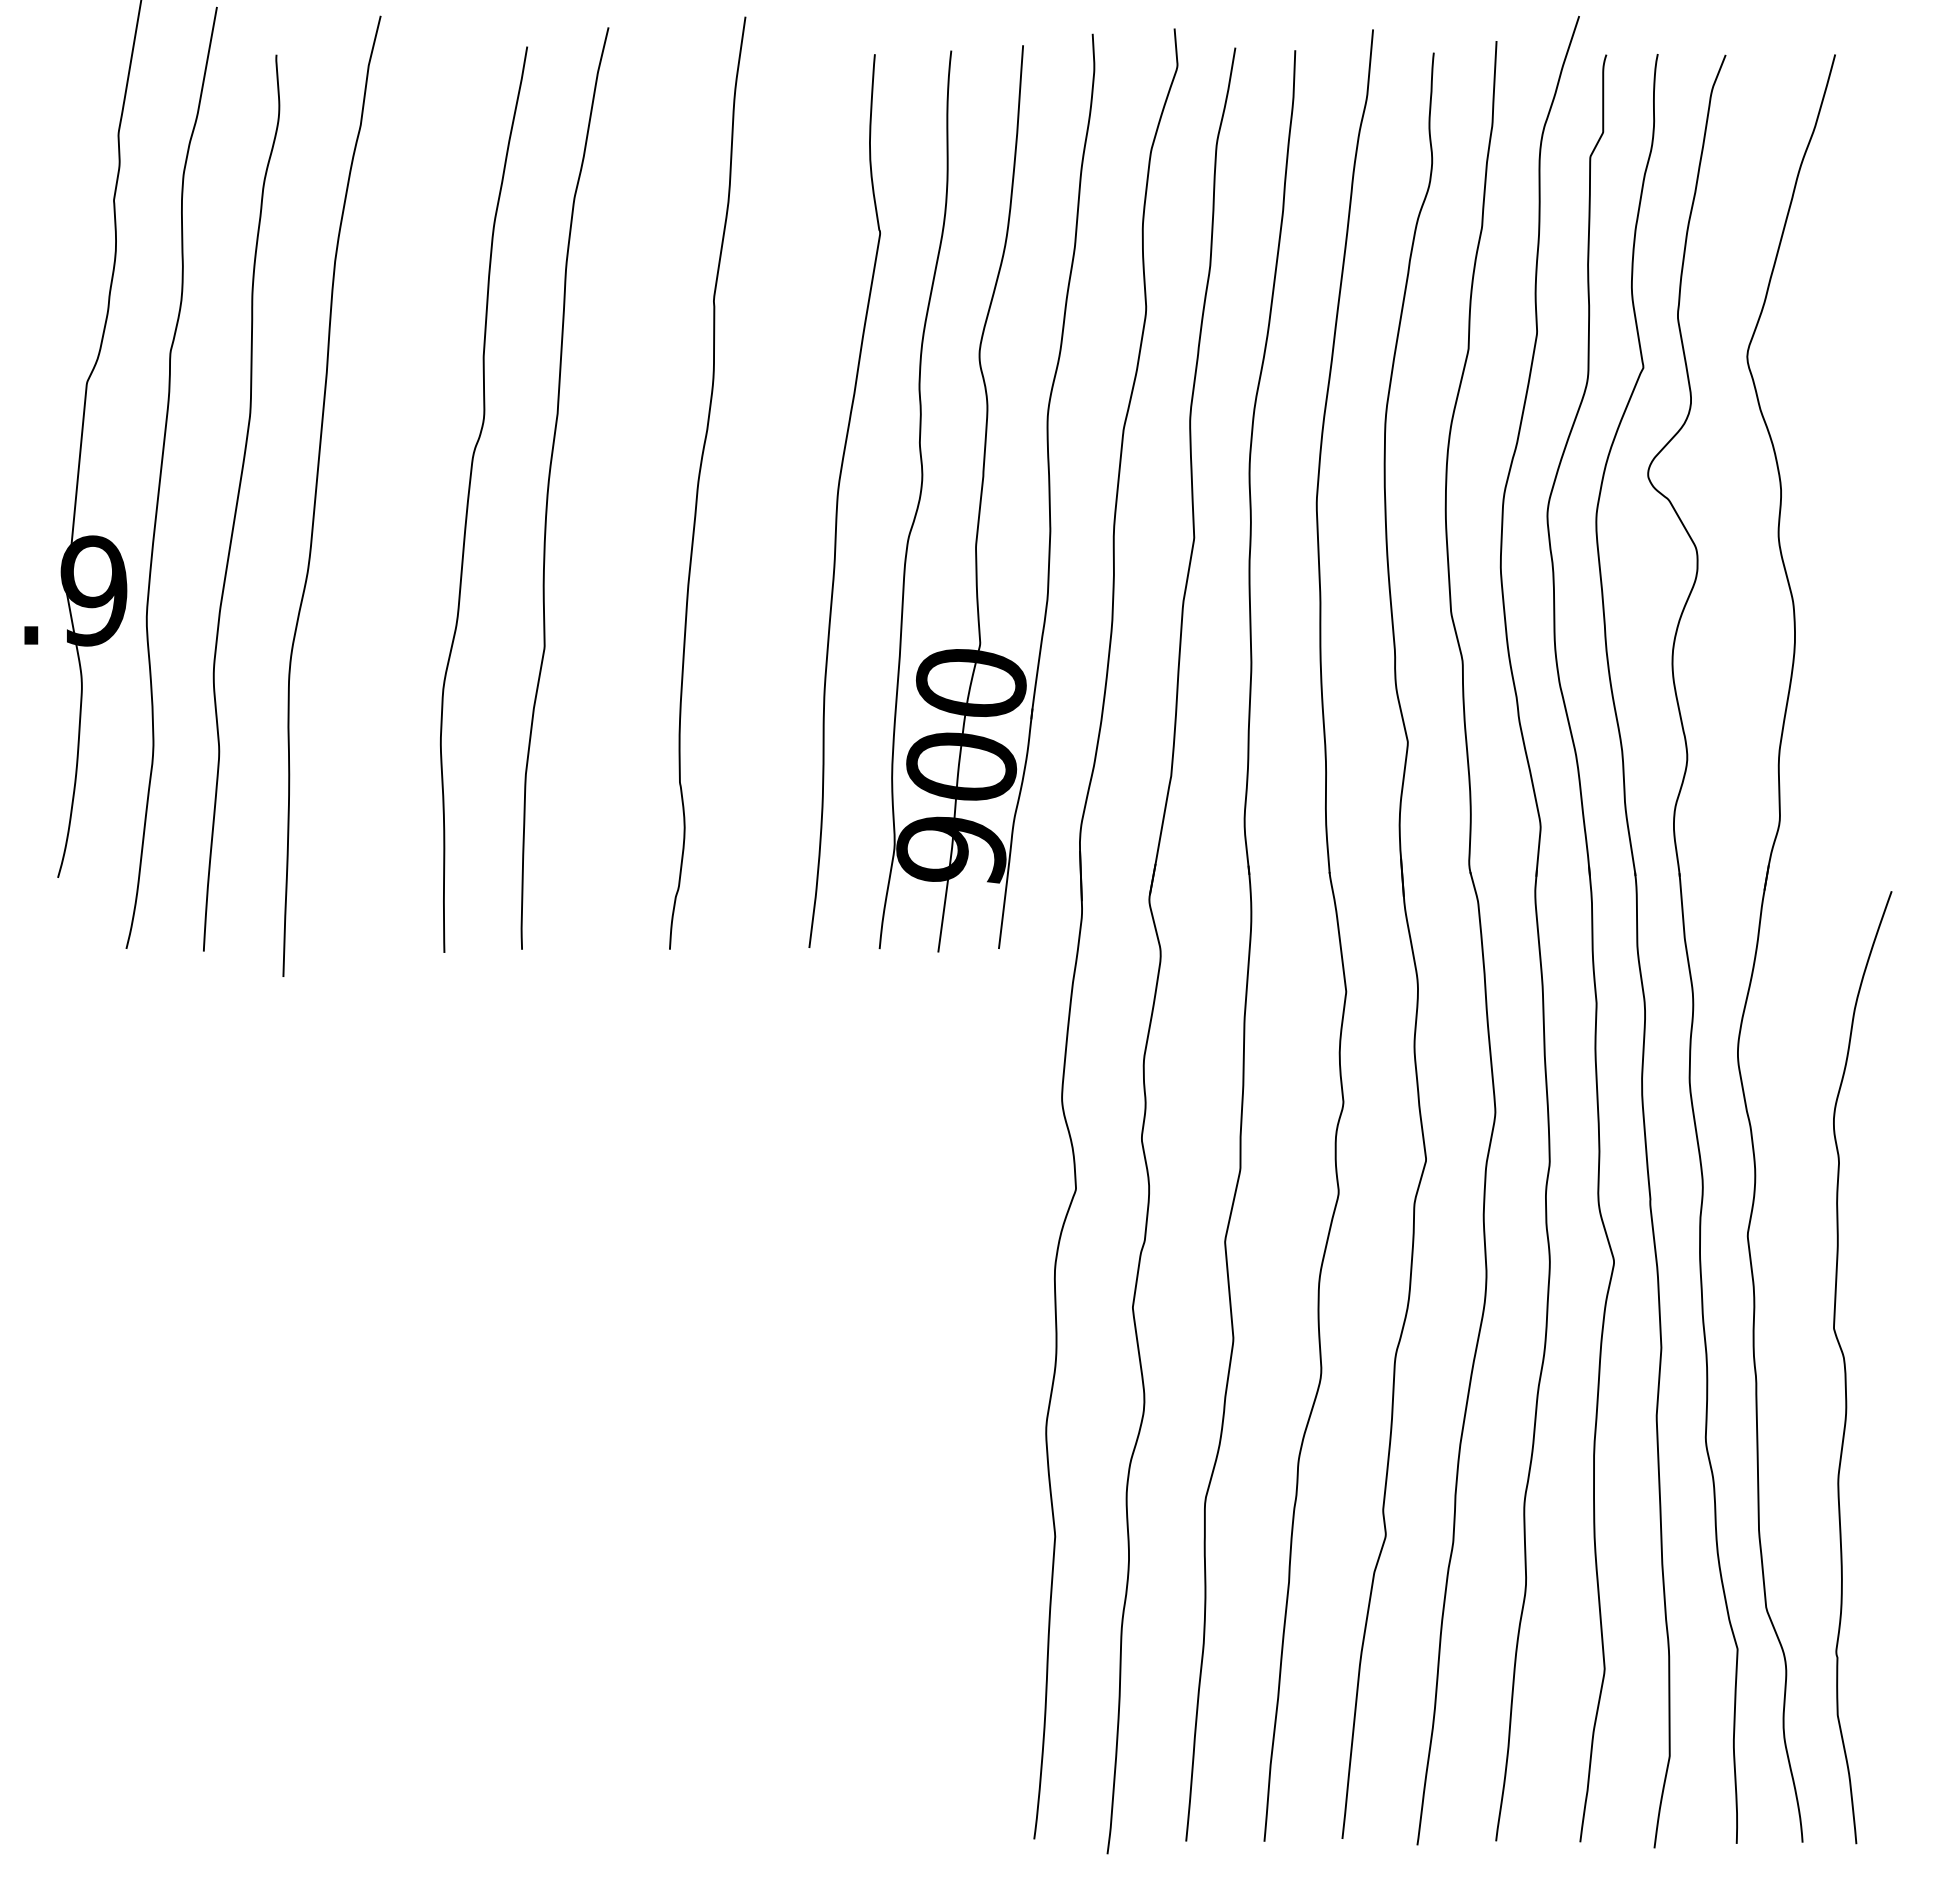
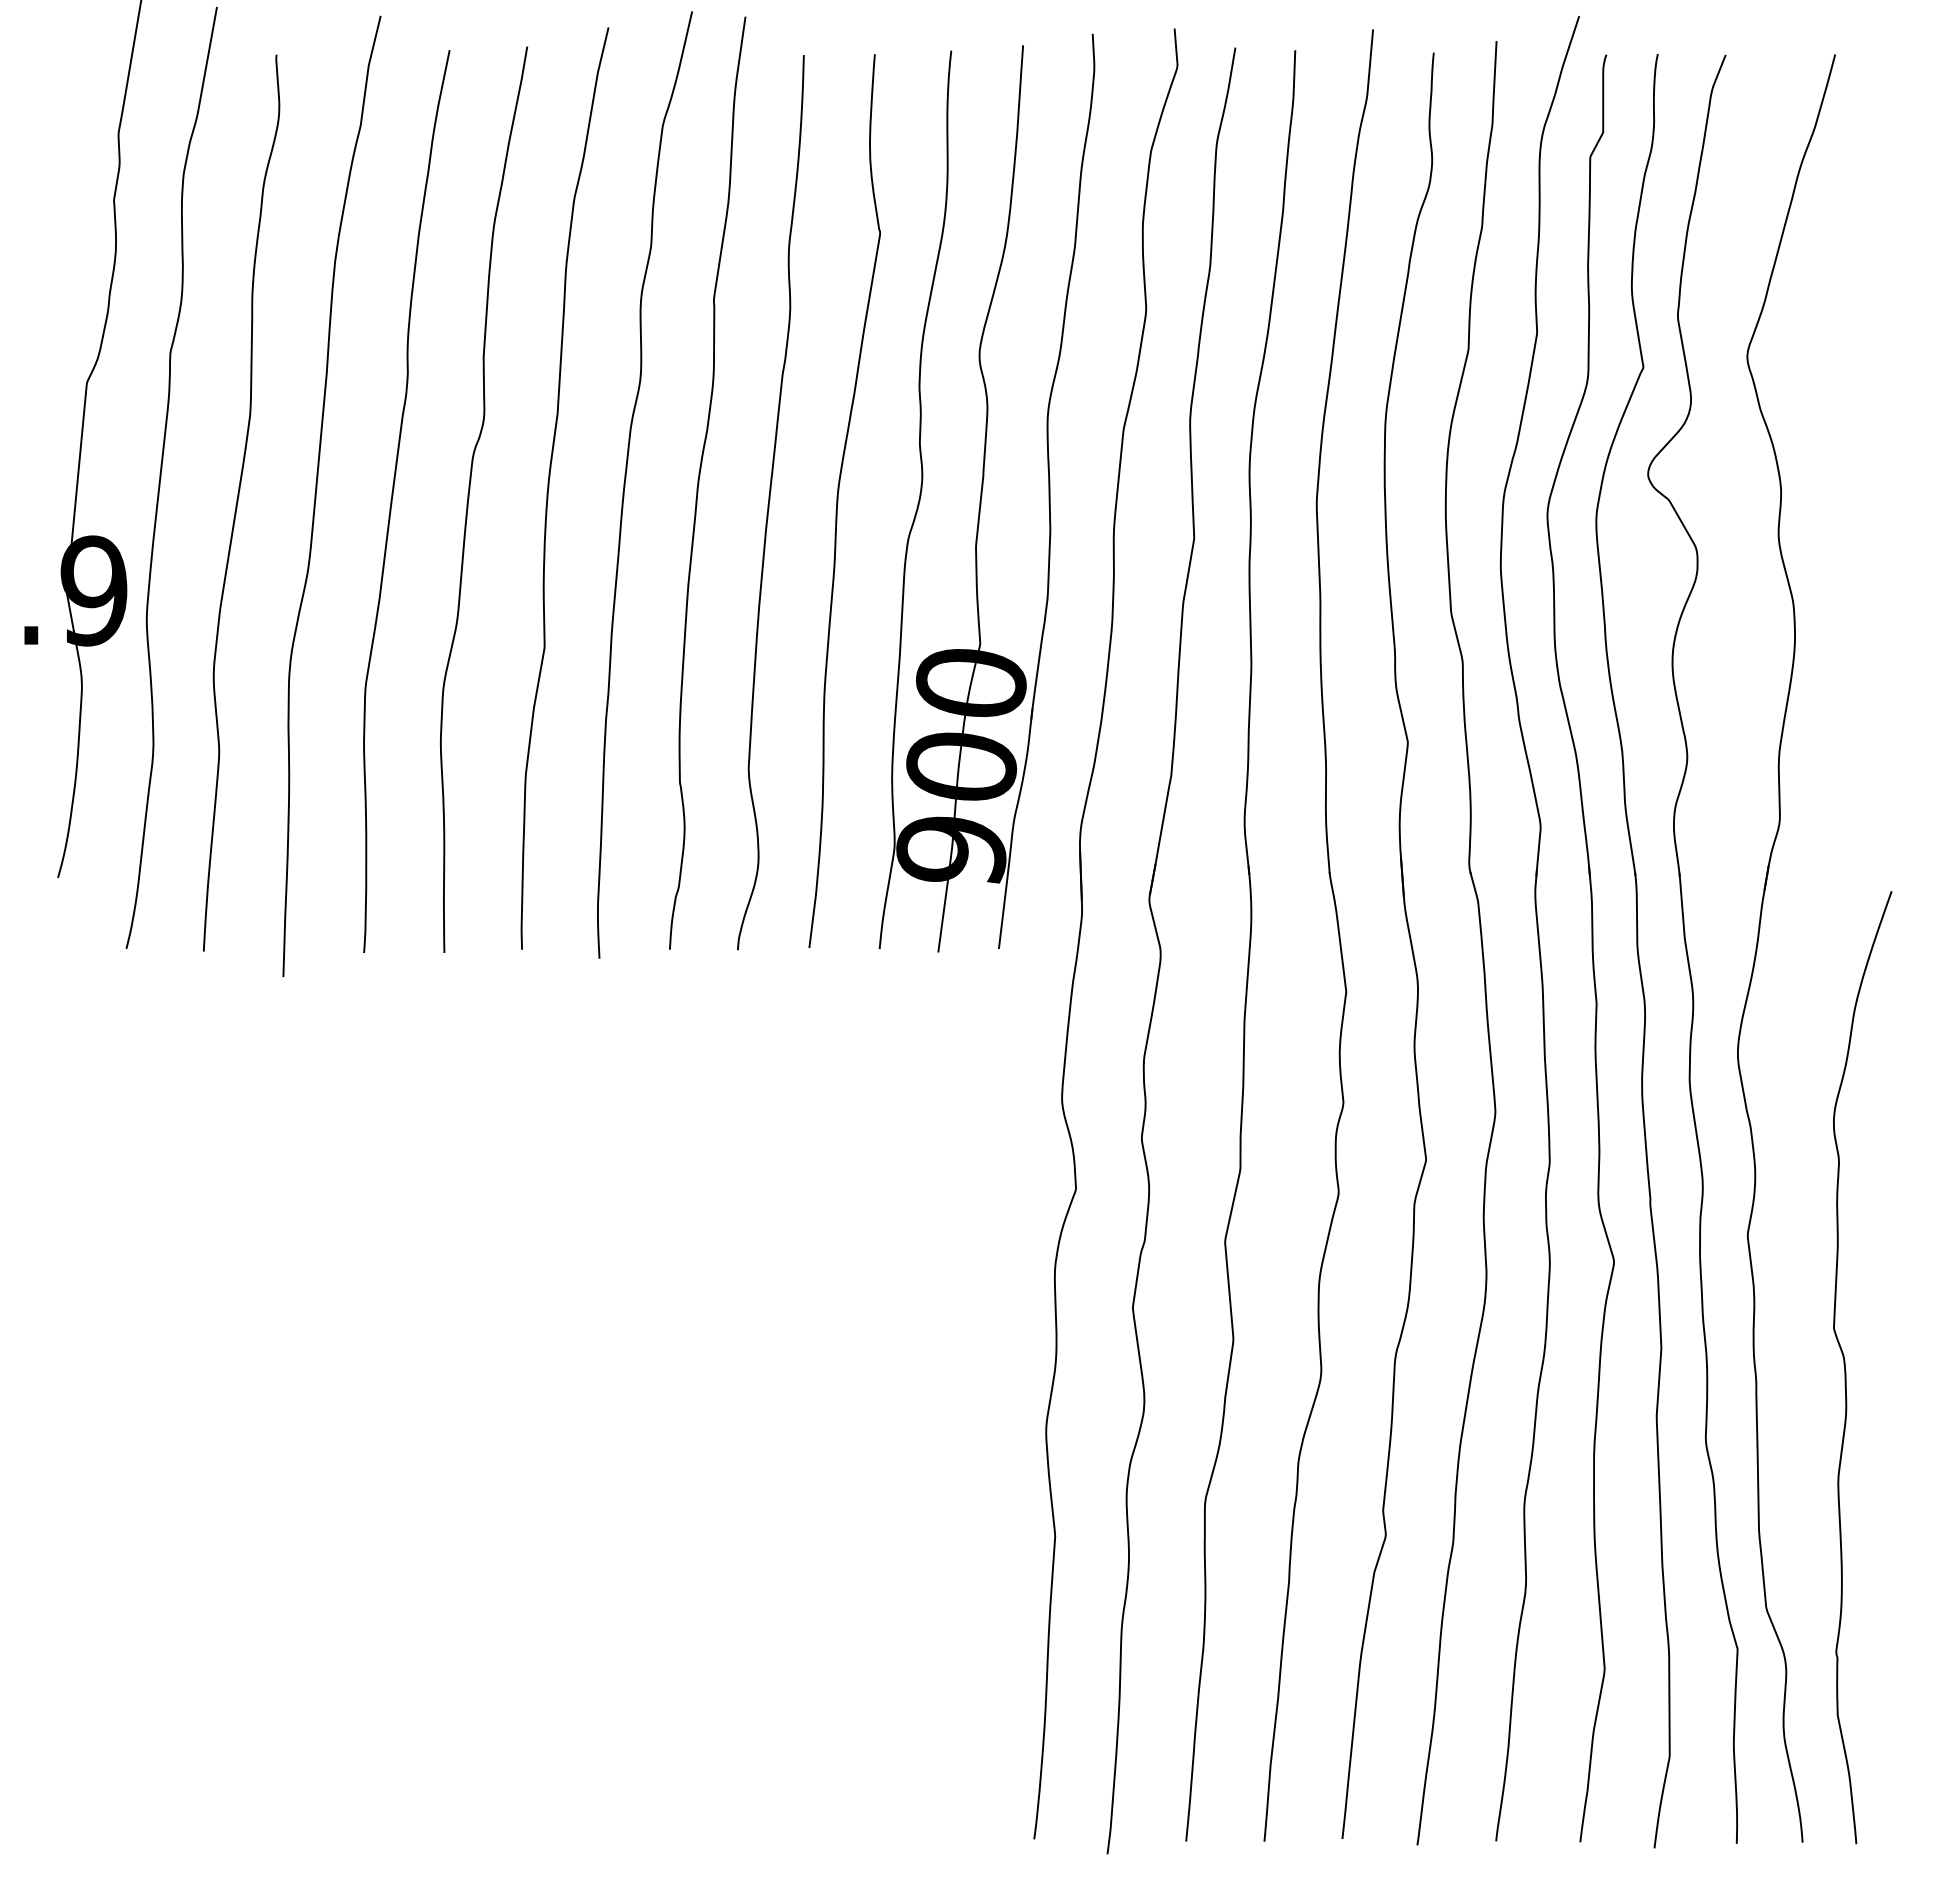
curve: none -> present (626, 478)
curve: none -> present (393, 496)
curve: none -> present (769, 502)
